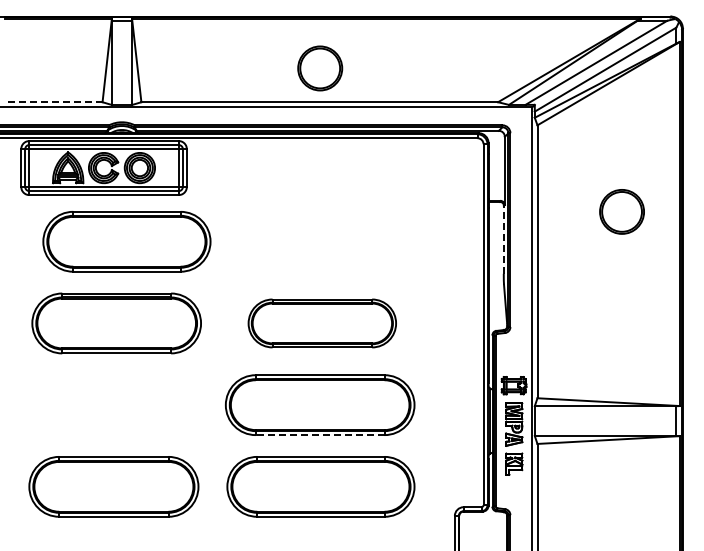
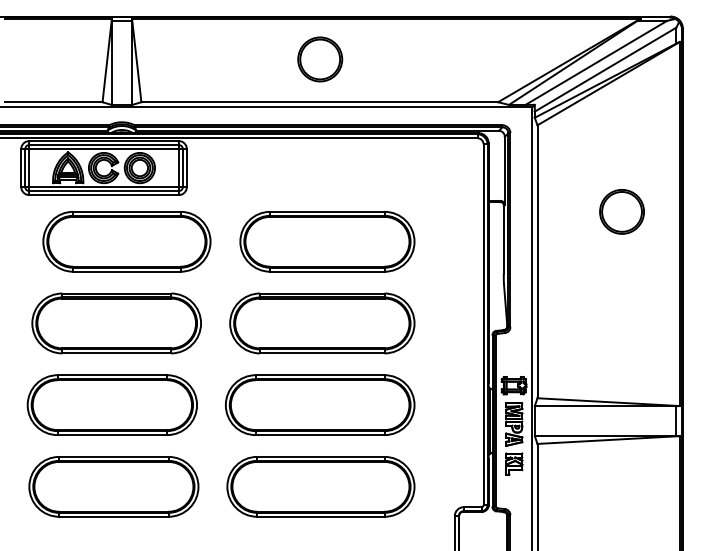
part position: (320, 68) -> (320, 59) (320, 59)
line: dashed -> solid (53, 102)
line: dashed -> solid (503, 239)
part: none -> present (327, 241)
part size: 150x51 px -> 187x63 px (322, 323)
part: none -> present (111, 404)
line: dashed -> solid (319, 435)
